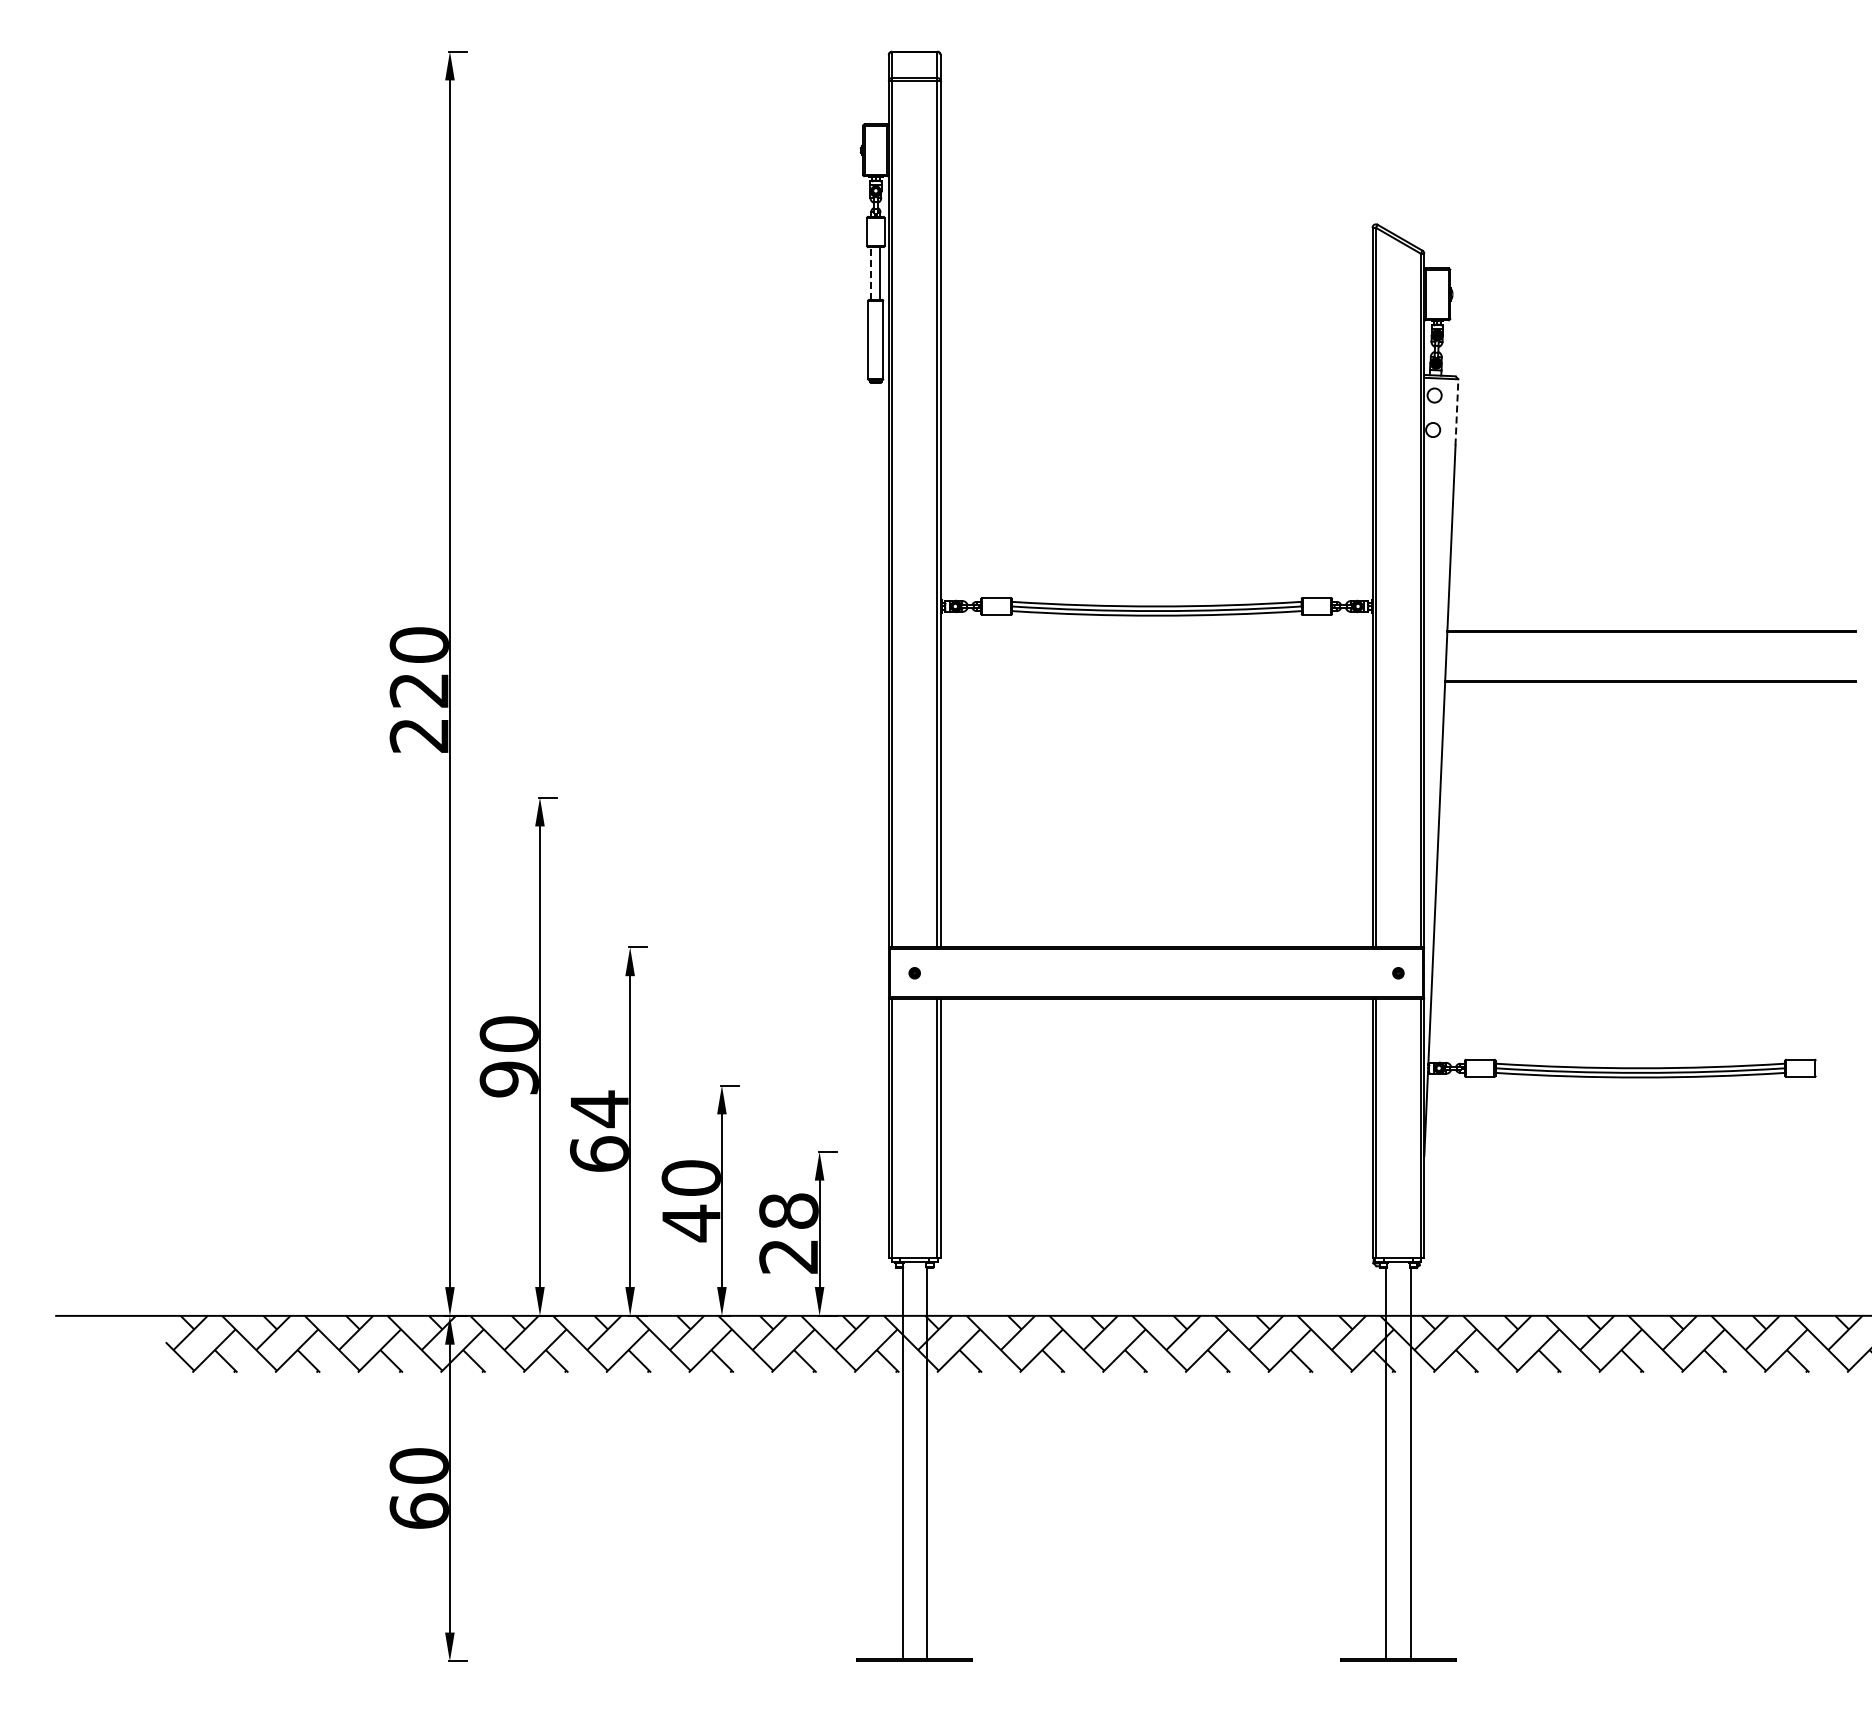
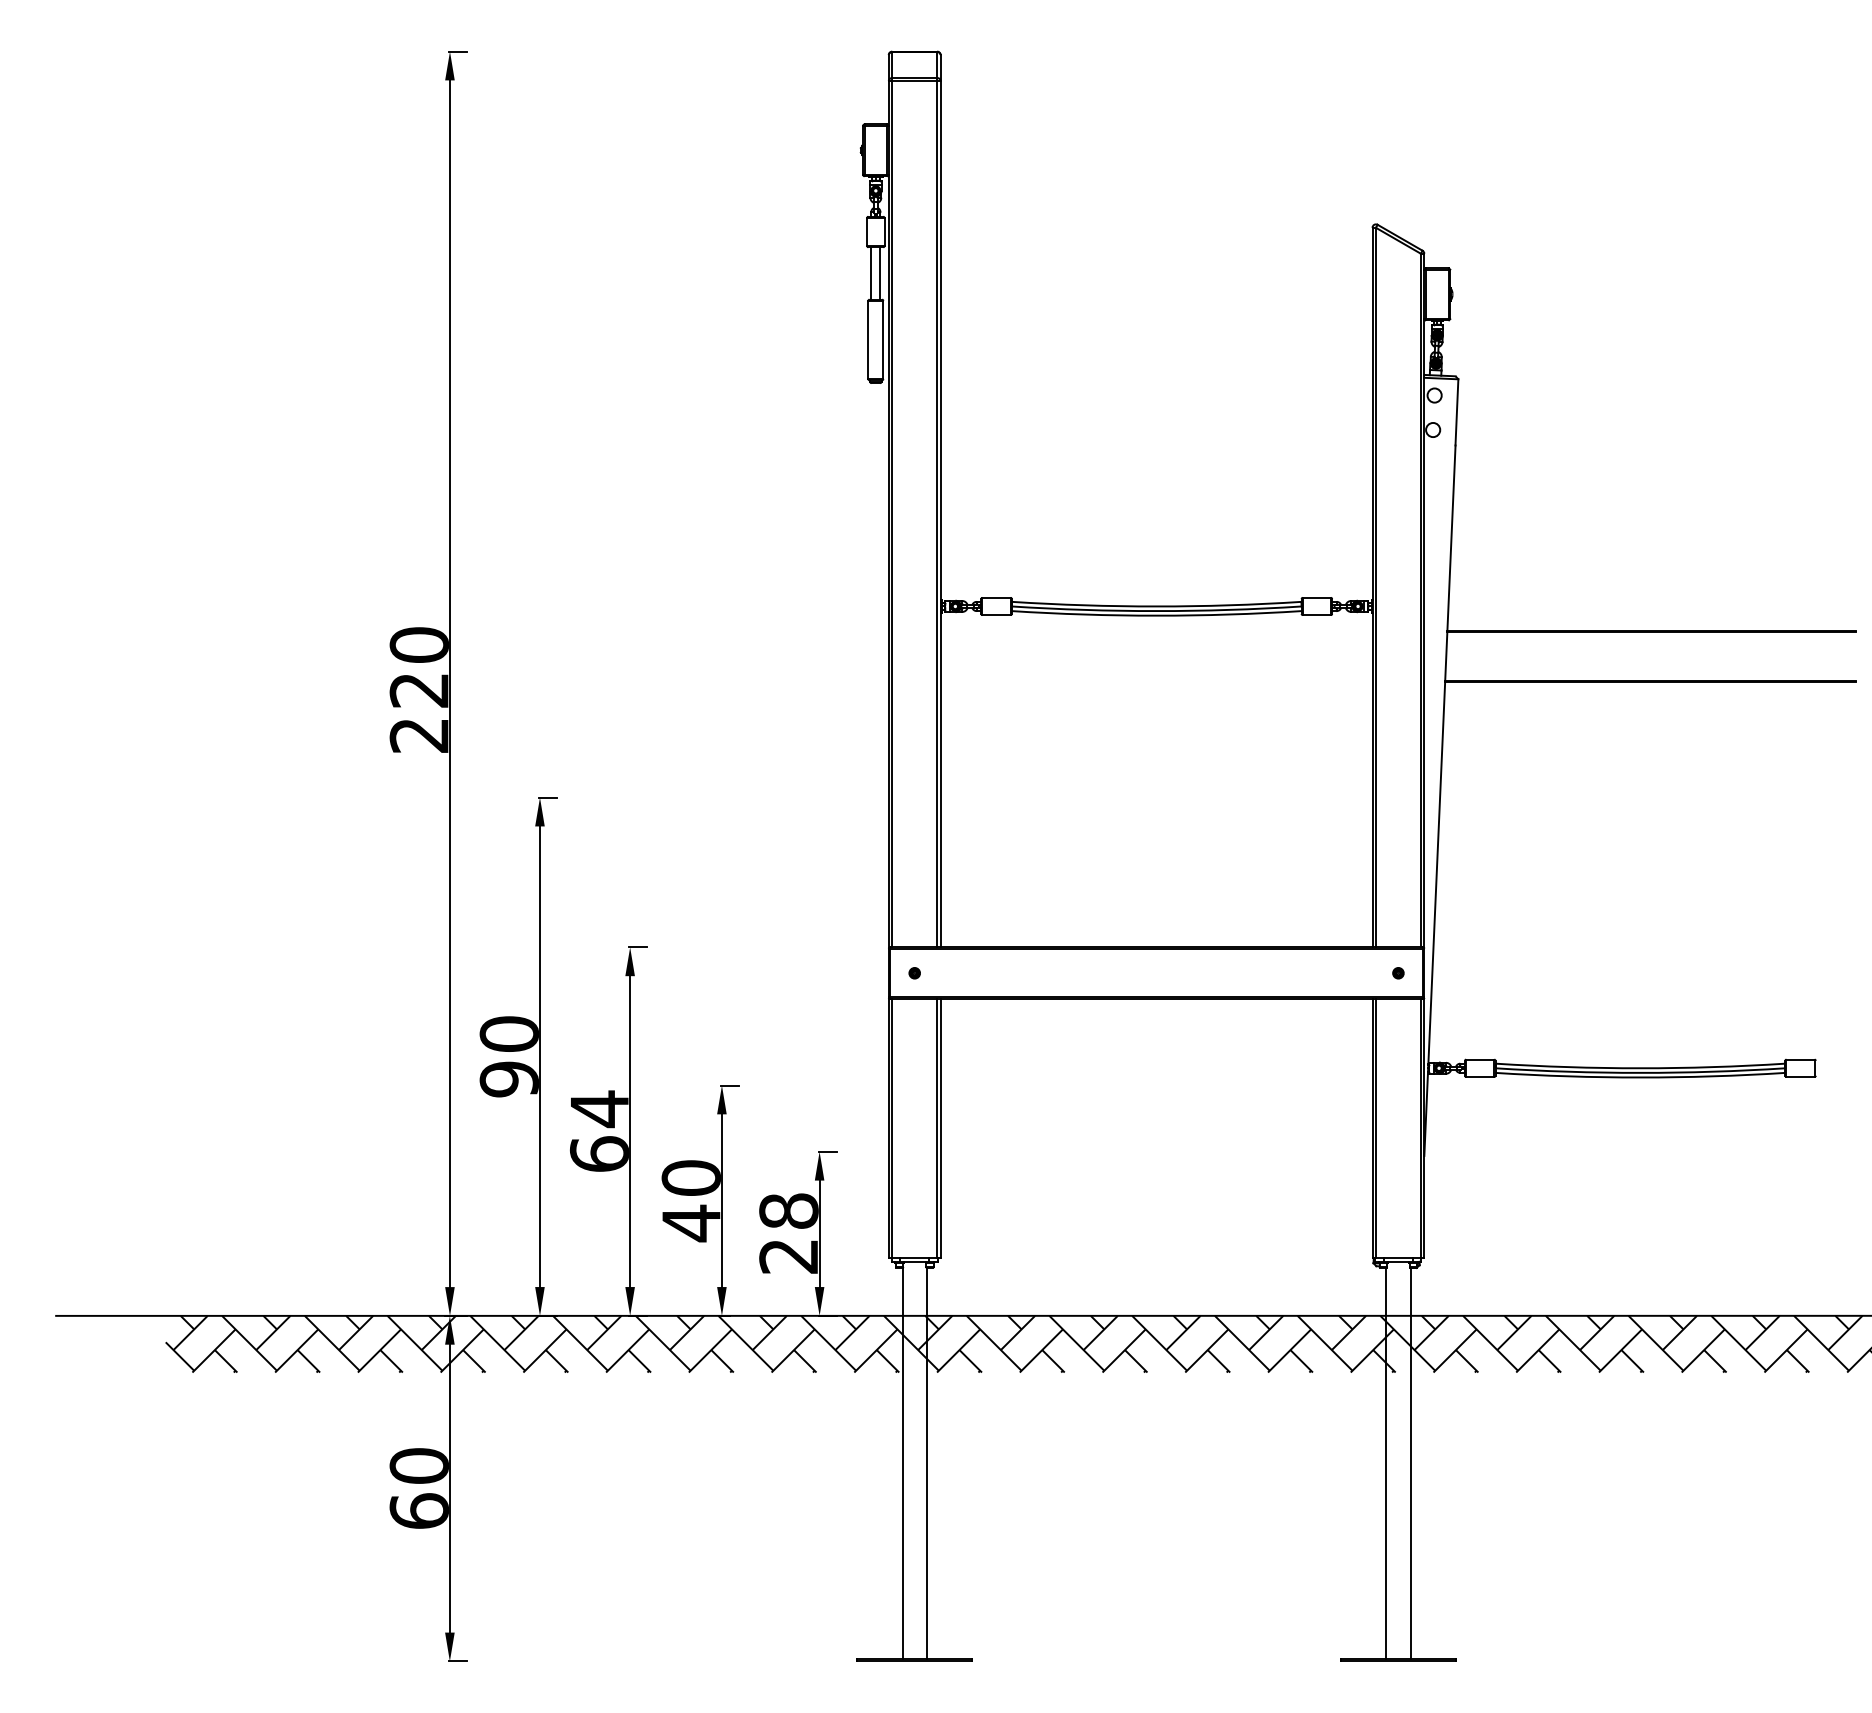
line: dashed -> solid (871, 272)
line: dashed -> solid (1456, 411)
